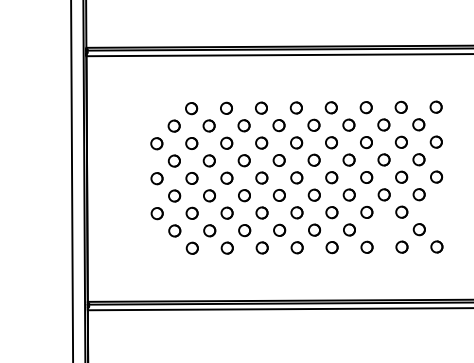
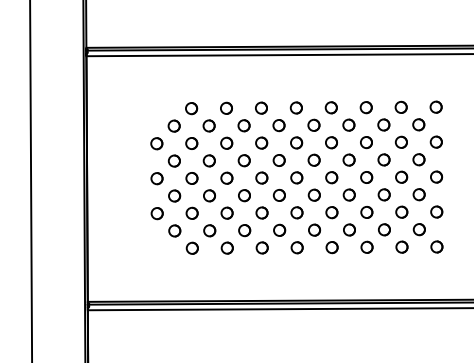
line position: (72, 180) -> (31, 180) (31, 180)
circle: none -> present (436, 211)
circle: none -> present (384, 229)
